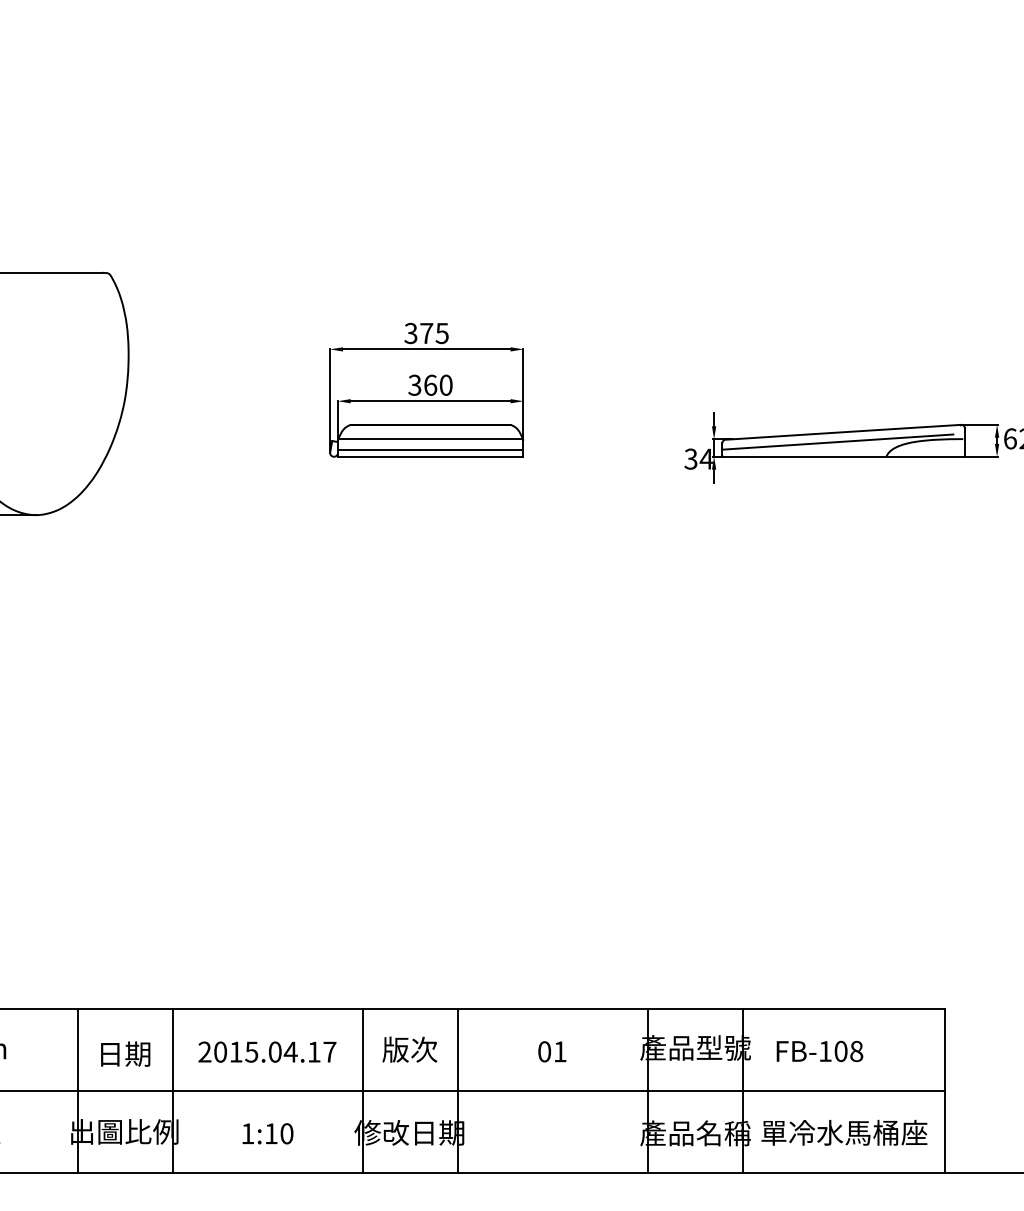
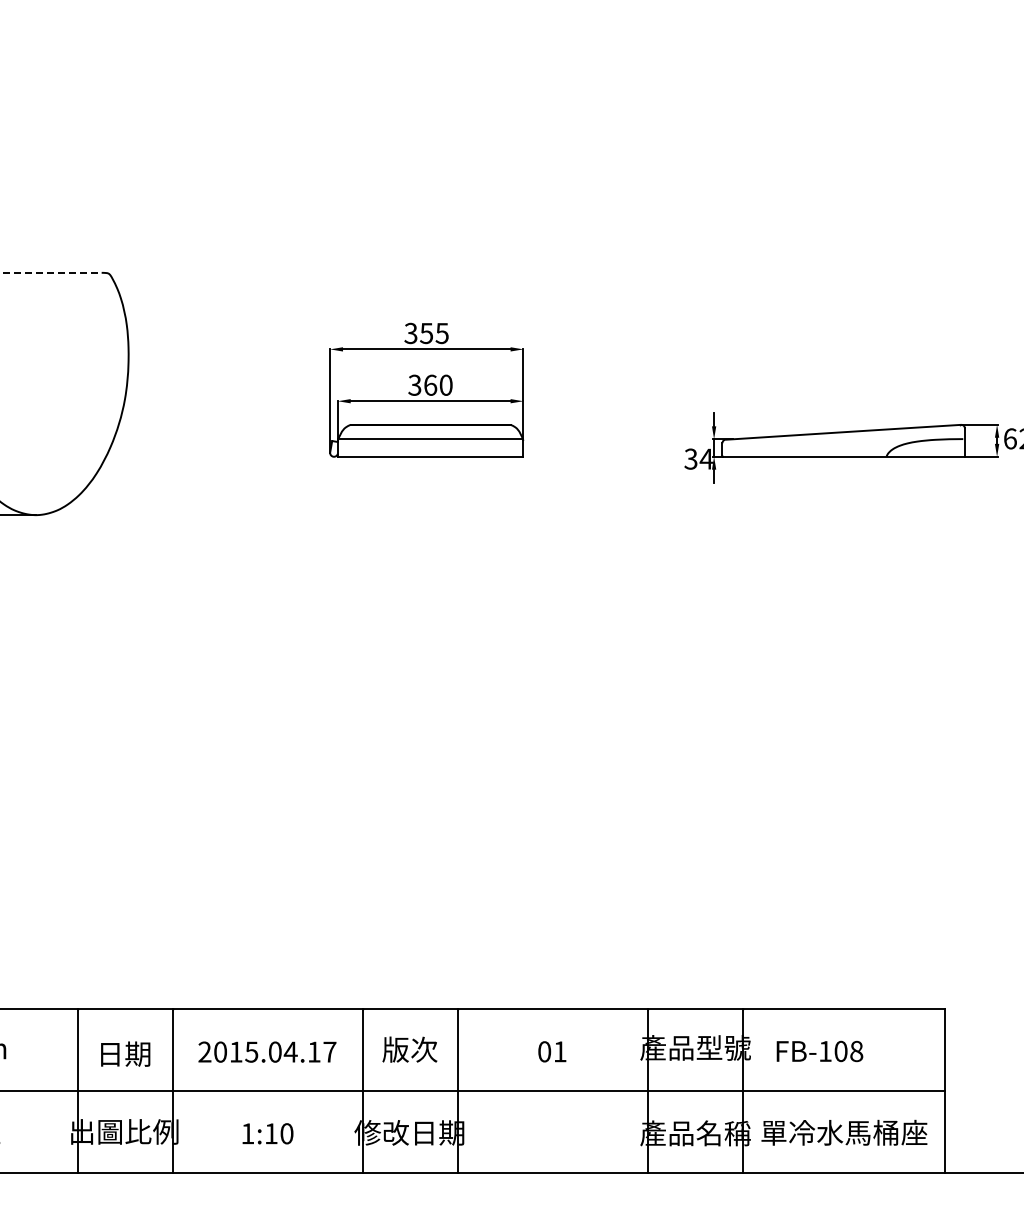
line: solid -> dashed (50, 272)
text: 375 -> 355 (426, 333)
line: present -> none (837, 441)
line: present -> none (430, 449)
